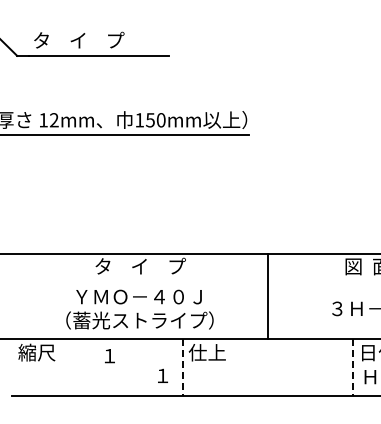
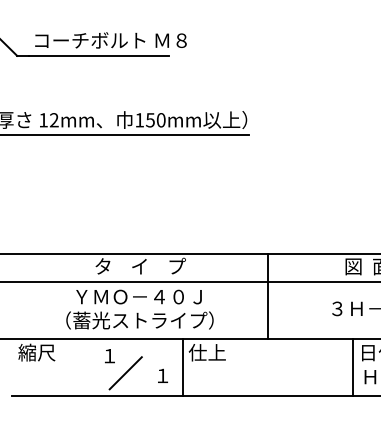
text: タ    イ    プ -> コーチボルト Ｍ８ (110, 39)
line: none -> present (189, 282)
line: dashed -> solid (182, 368)
line: dashed -> solid (353, 368)
line: none -> present (125, 373)
